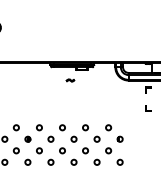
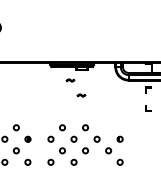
part: none -> present (81, 95)
circle: present -> none (39, 127)
circle: present -> none (108, 127)
circle: present -> none (39, 150)
circle: present -> none (96, 161)
